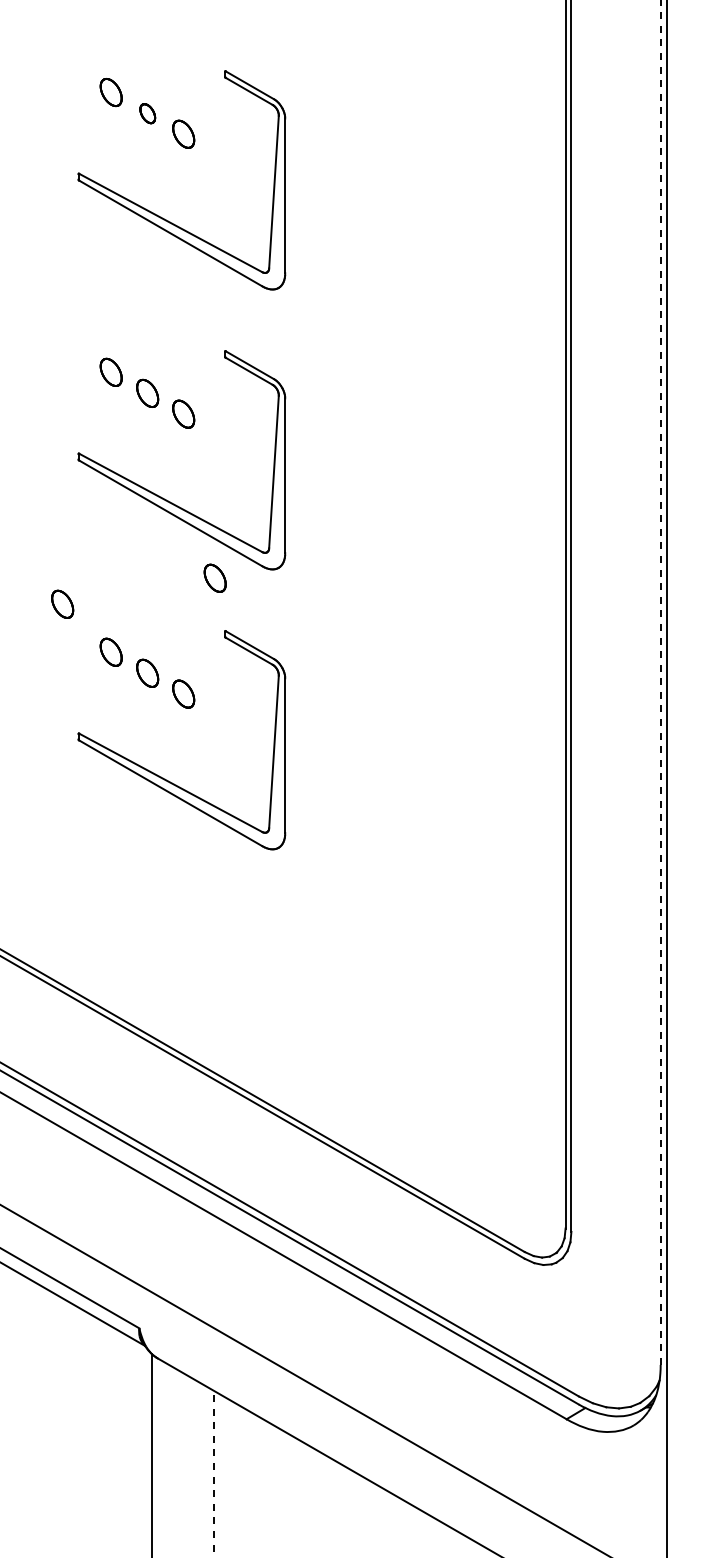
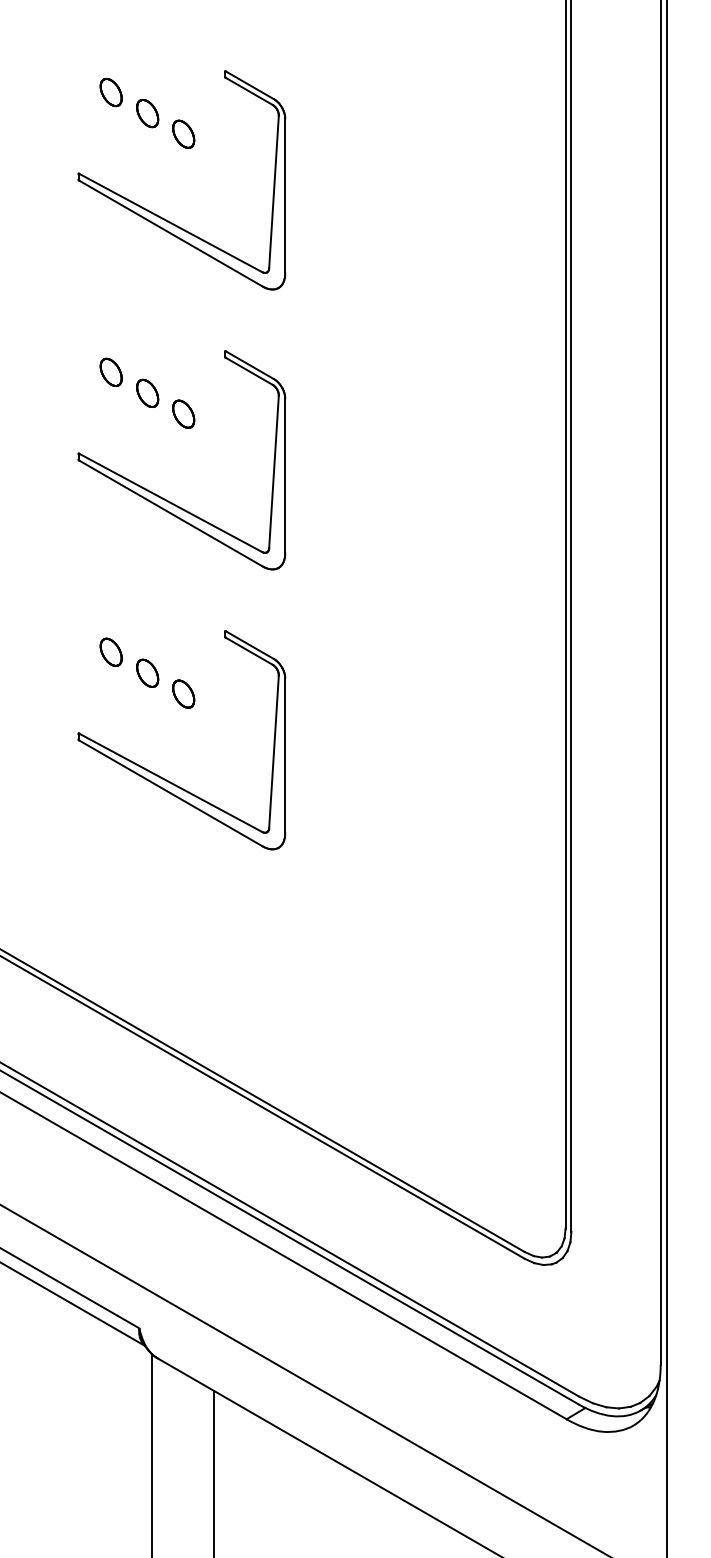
part size: 18x22 px -> 24x30 px (147, 113)
part: present -> none (214, 577)
part: present -> none (62, 603)
line: dashed -> solid (660, 682)
line: dashed -> solid (214, 1474)
